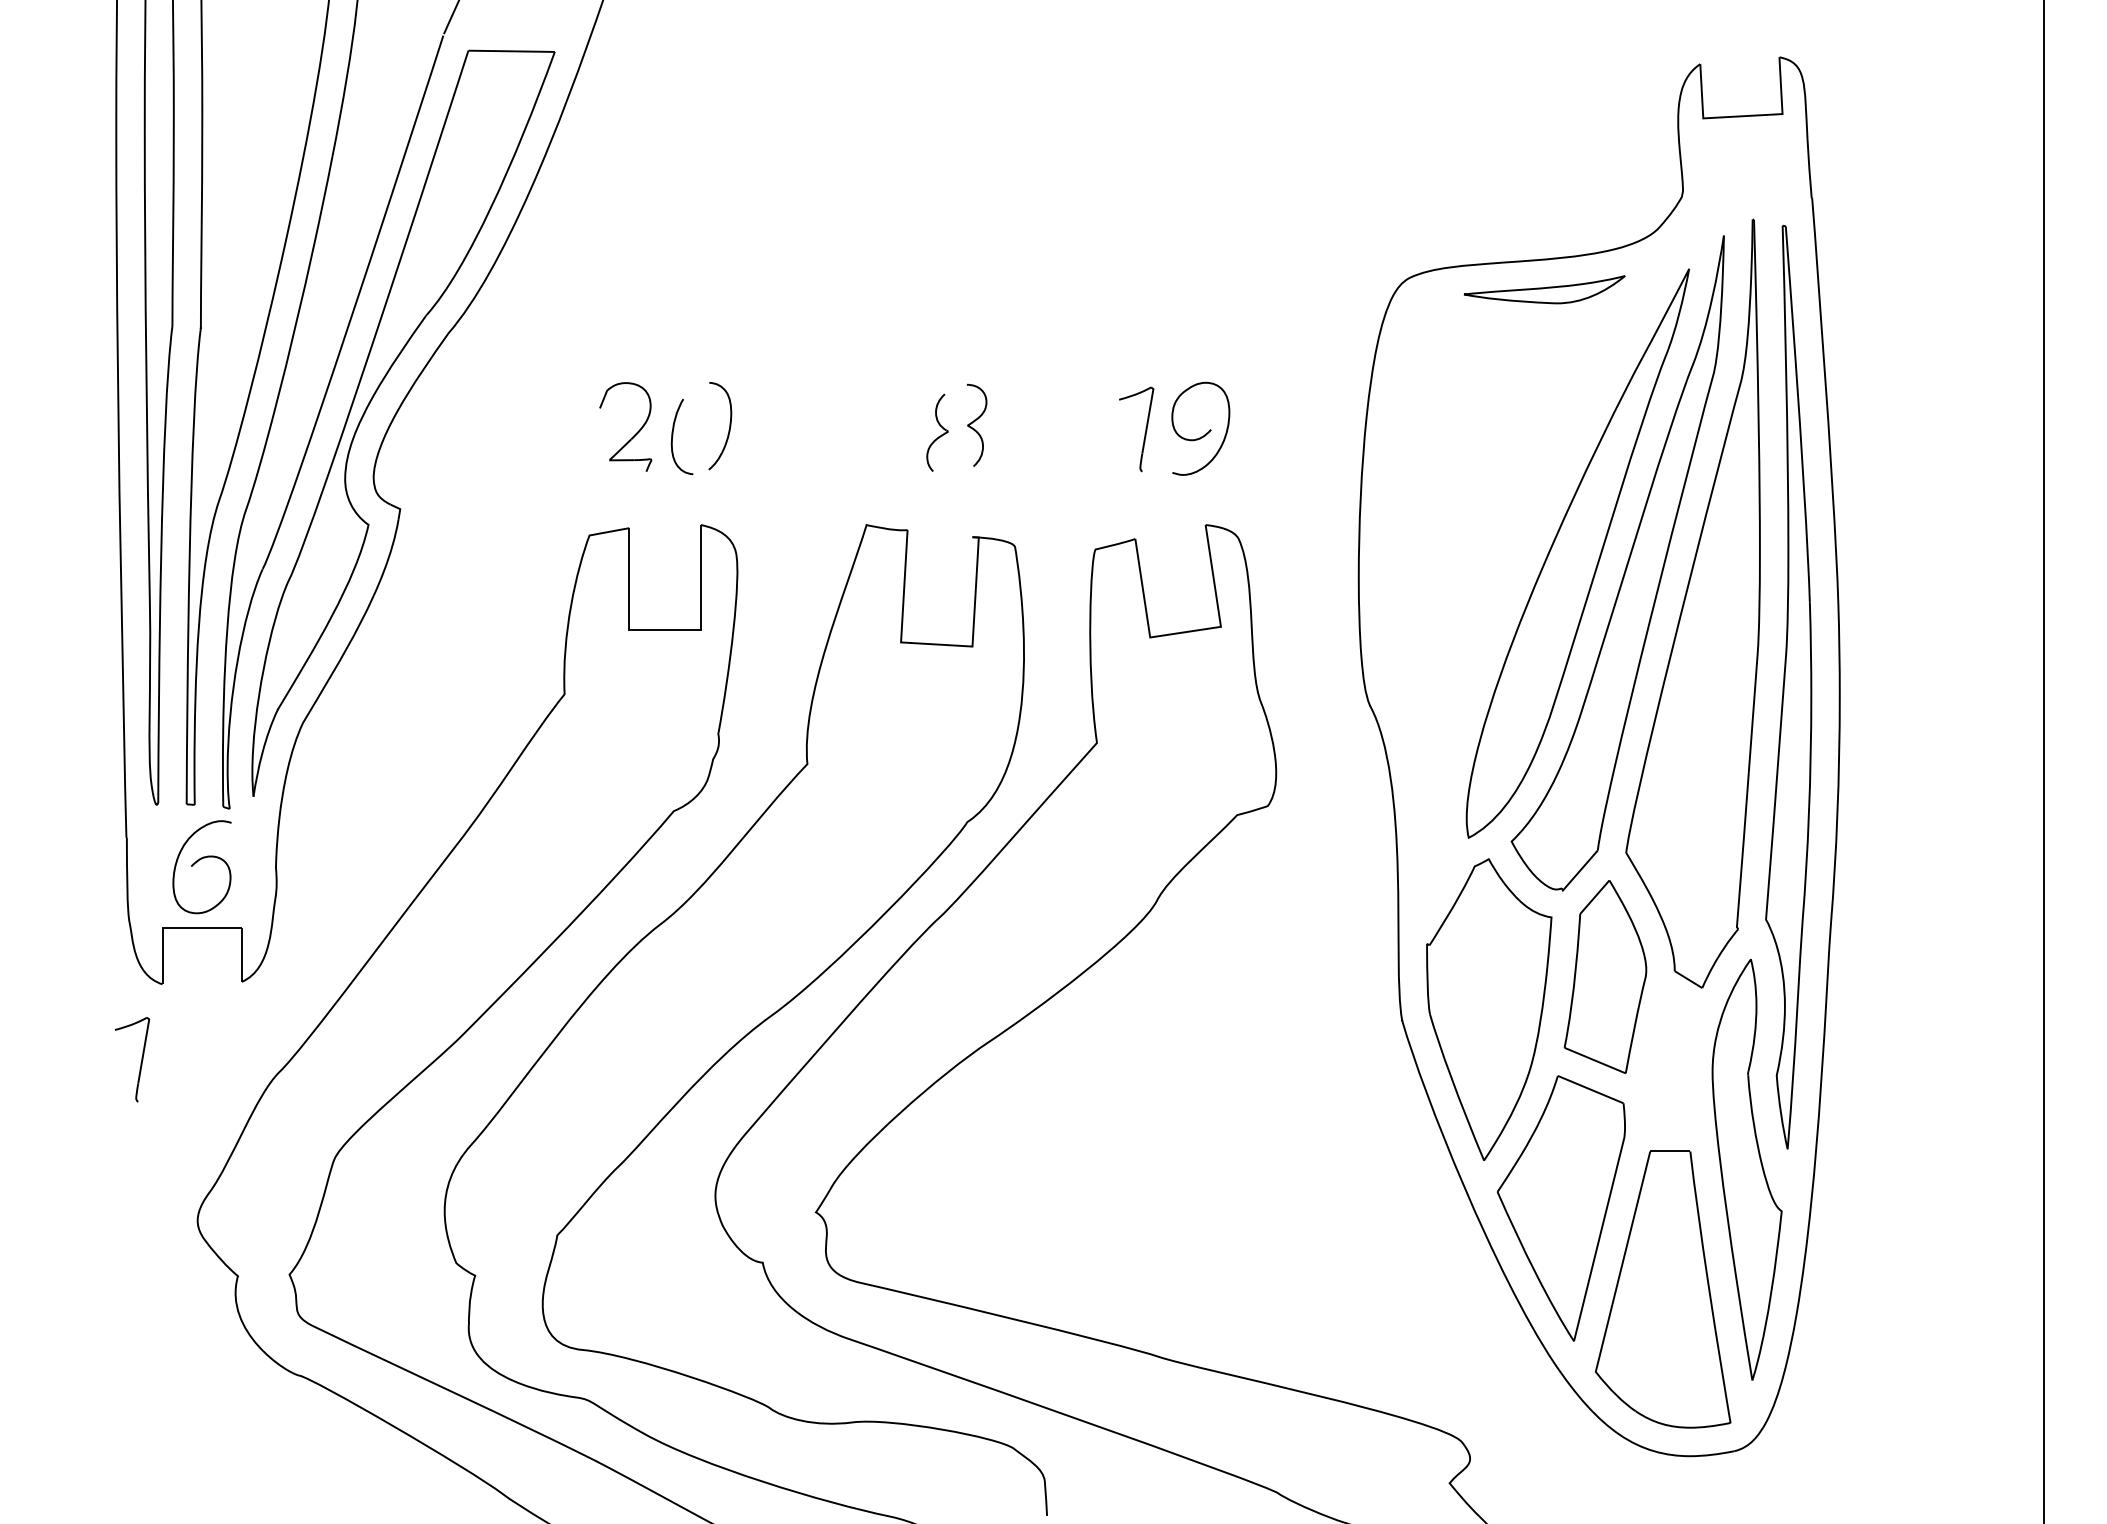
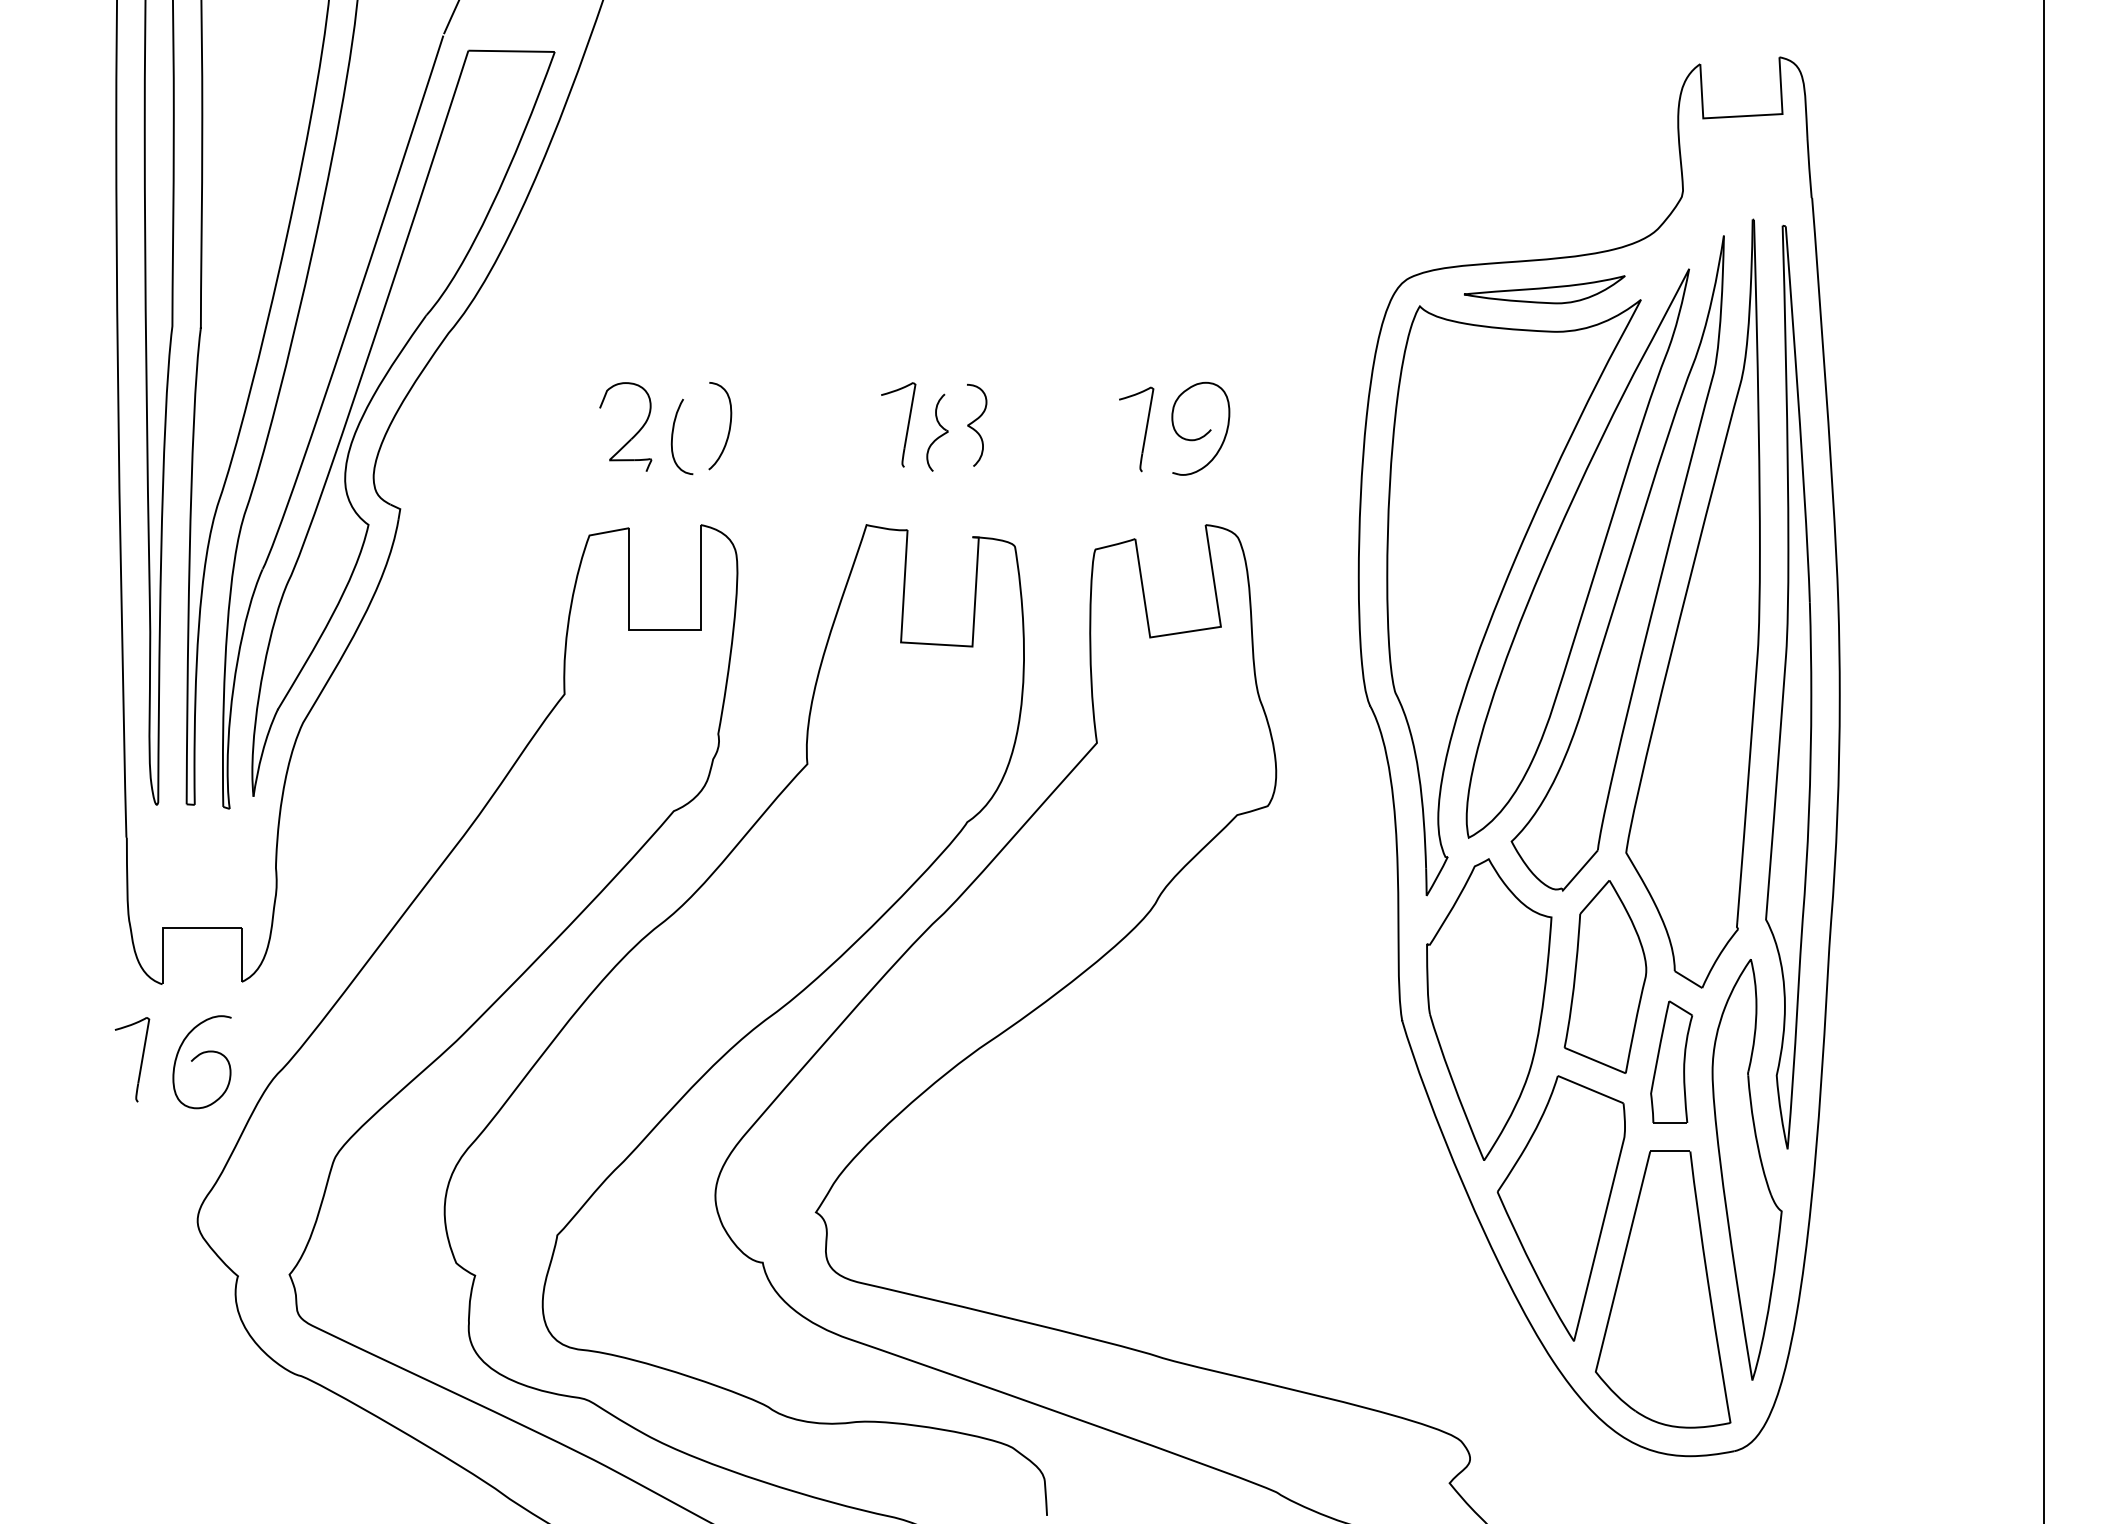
part: none -> present (907, 424)
part: none -> present (1502, 593)
curve position: (197, 862) -> (197, 1057) (197, 1057)
part: none -> present (1671, 1061)
